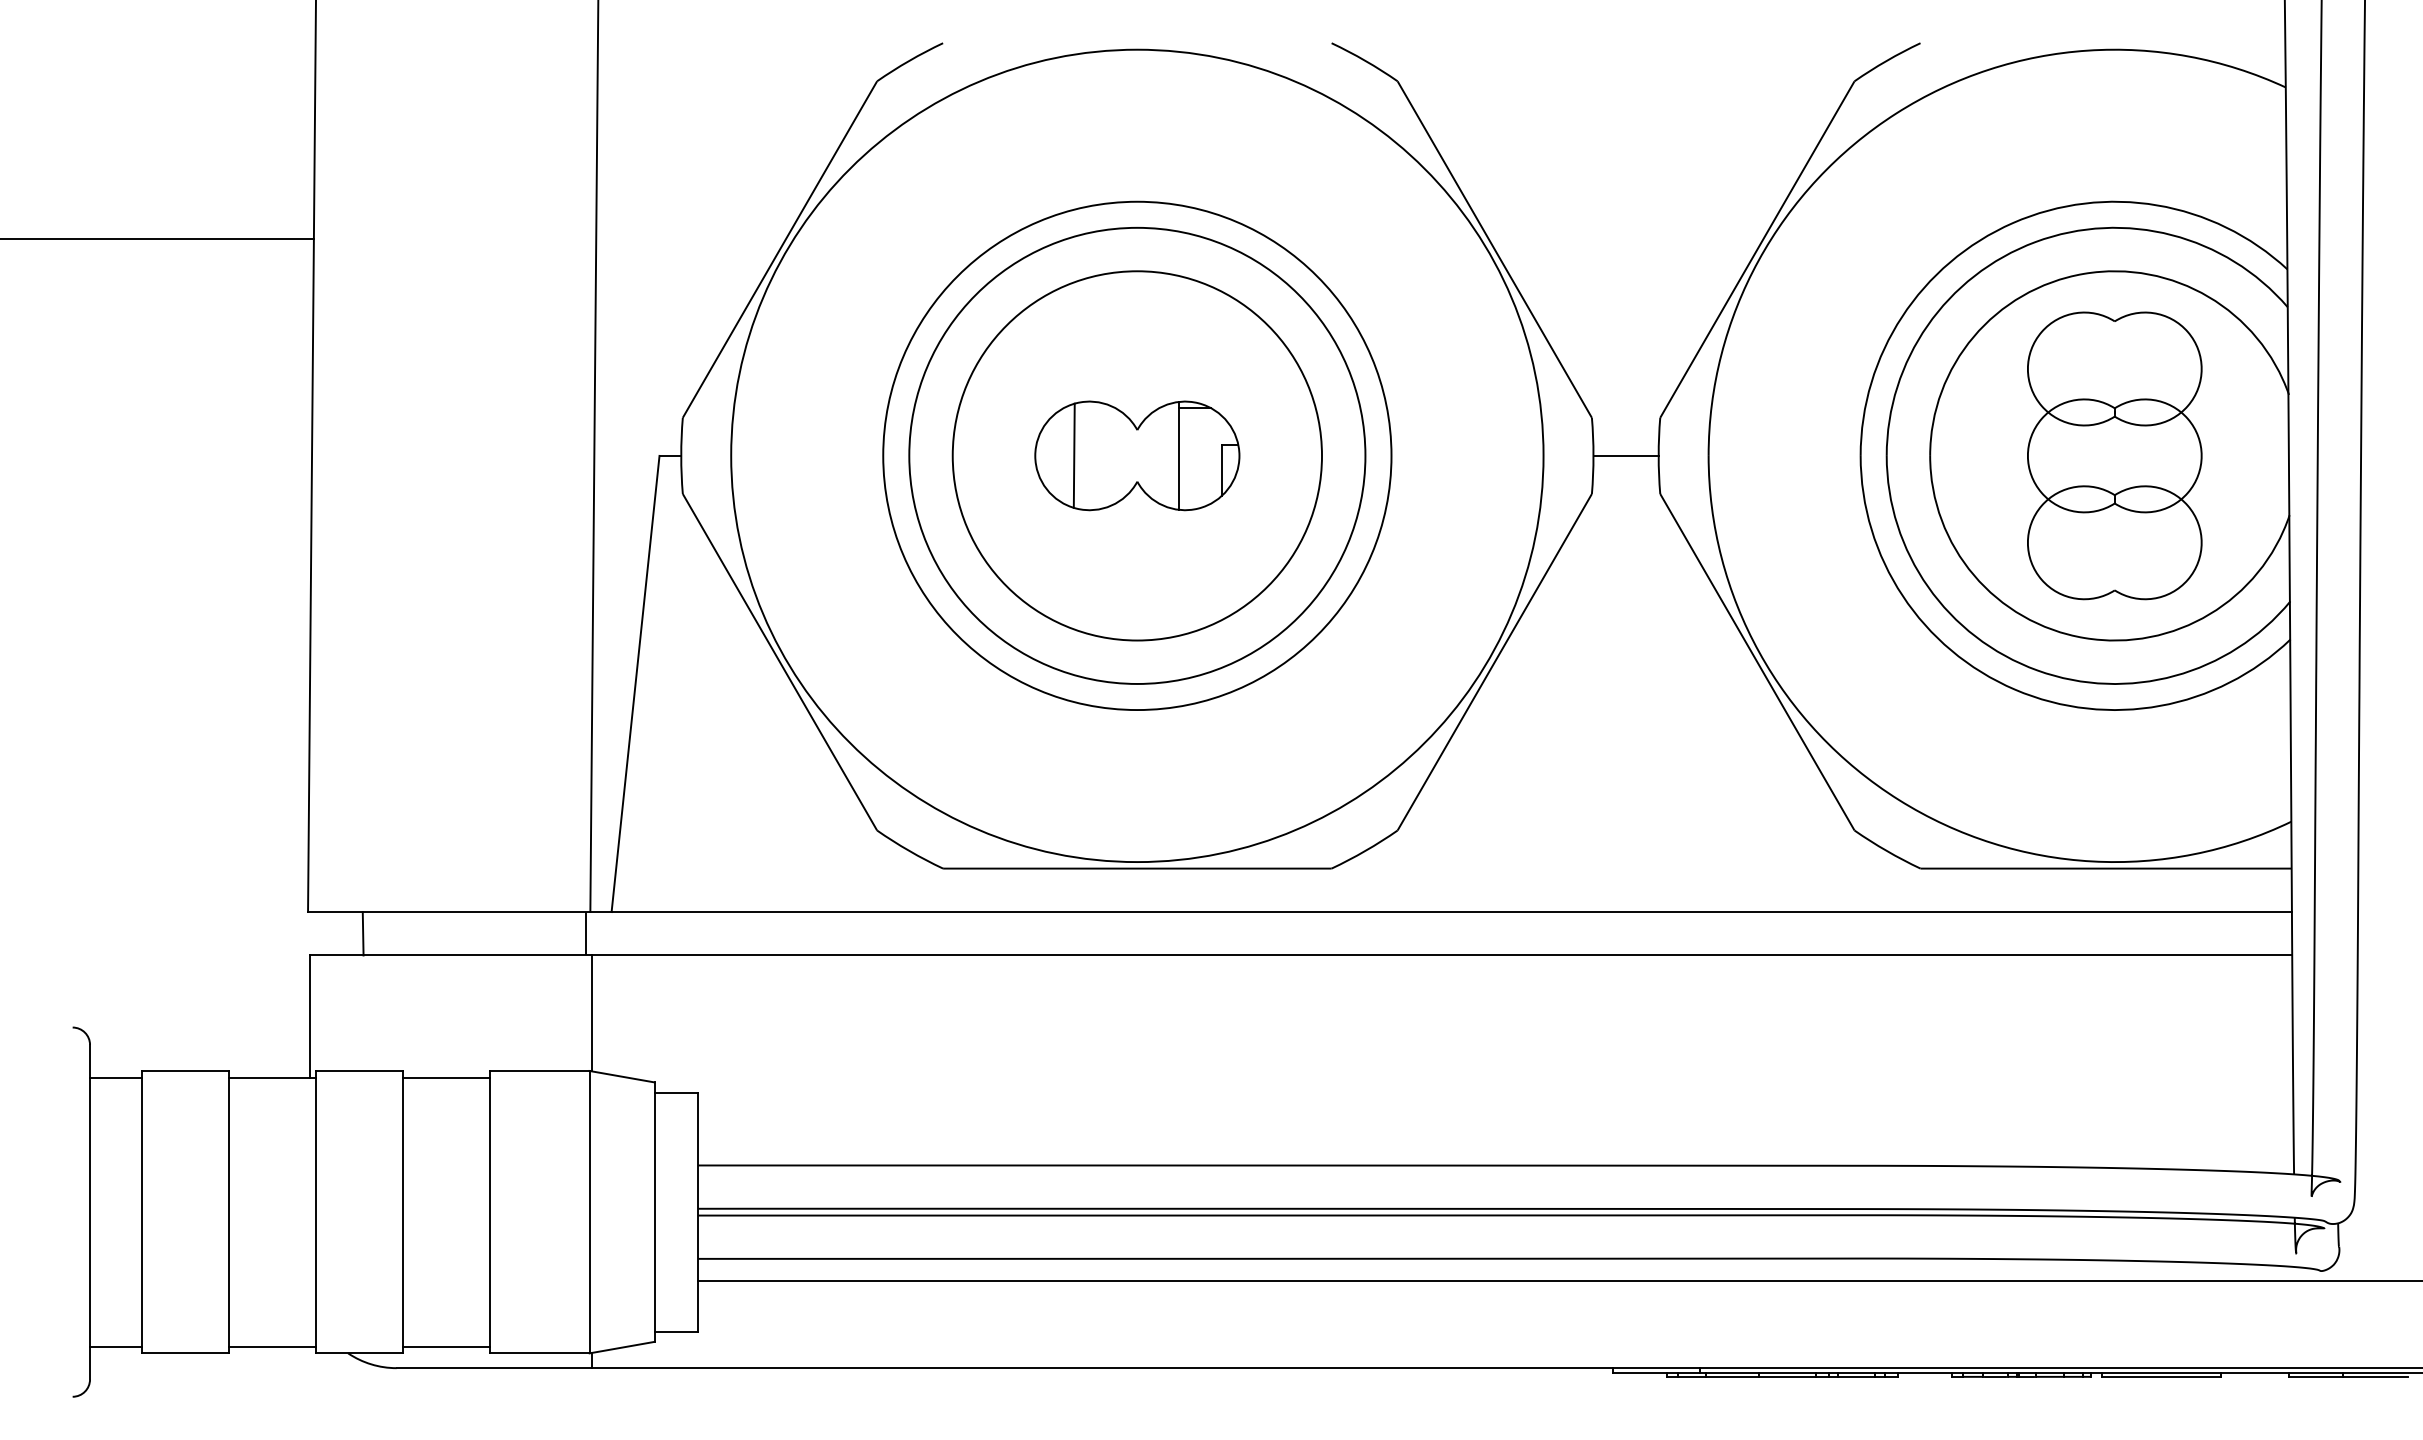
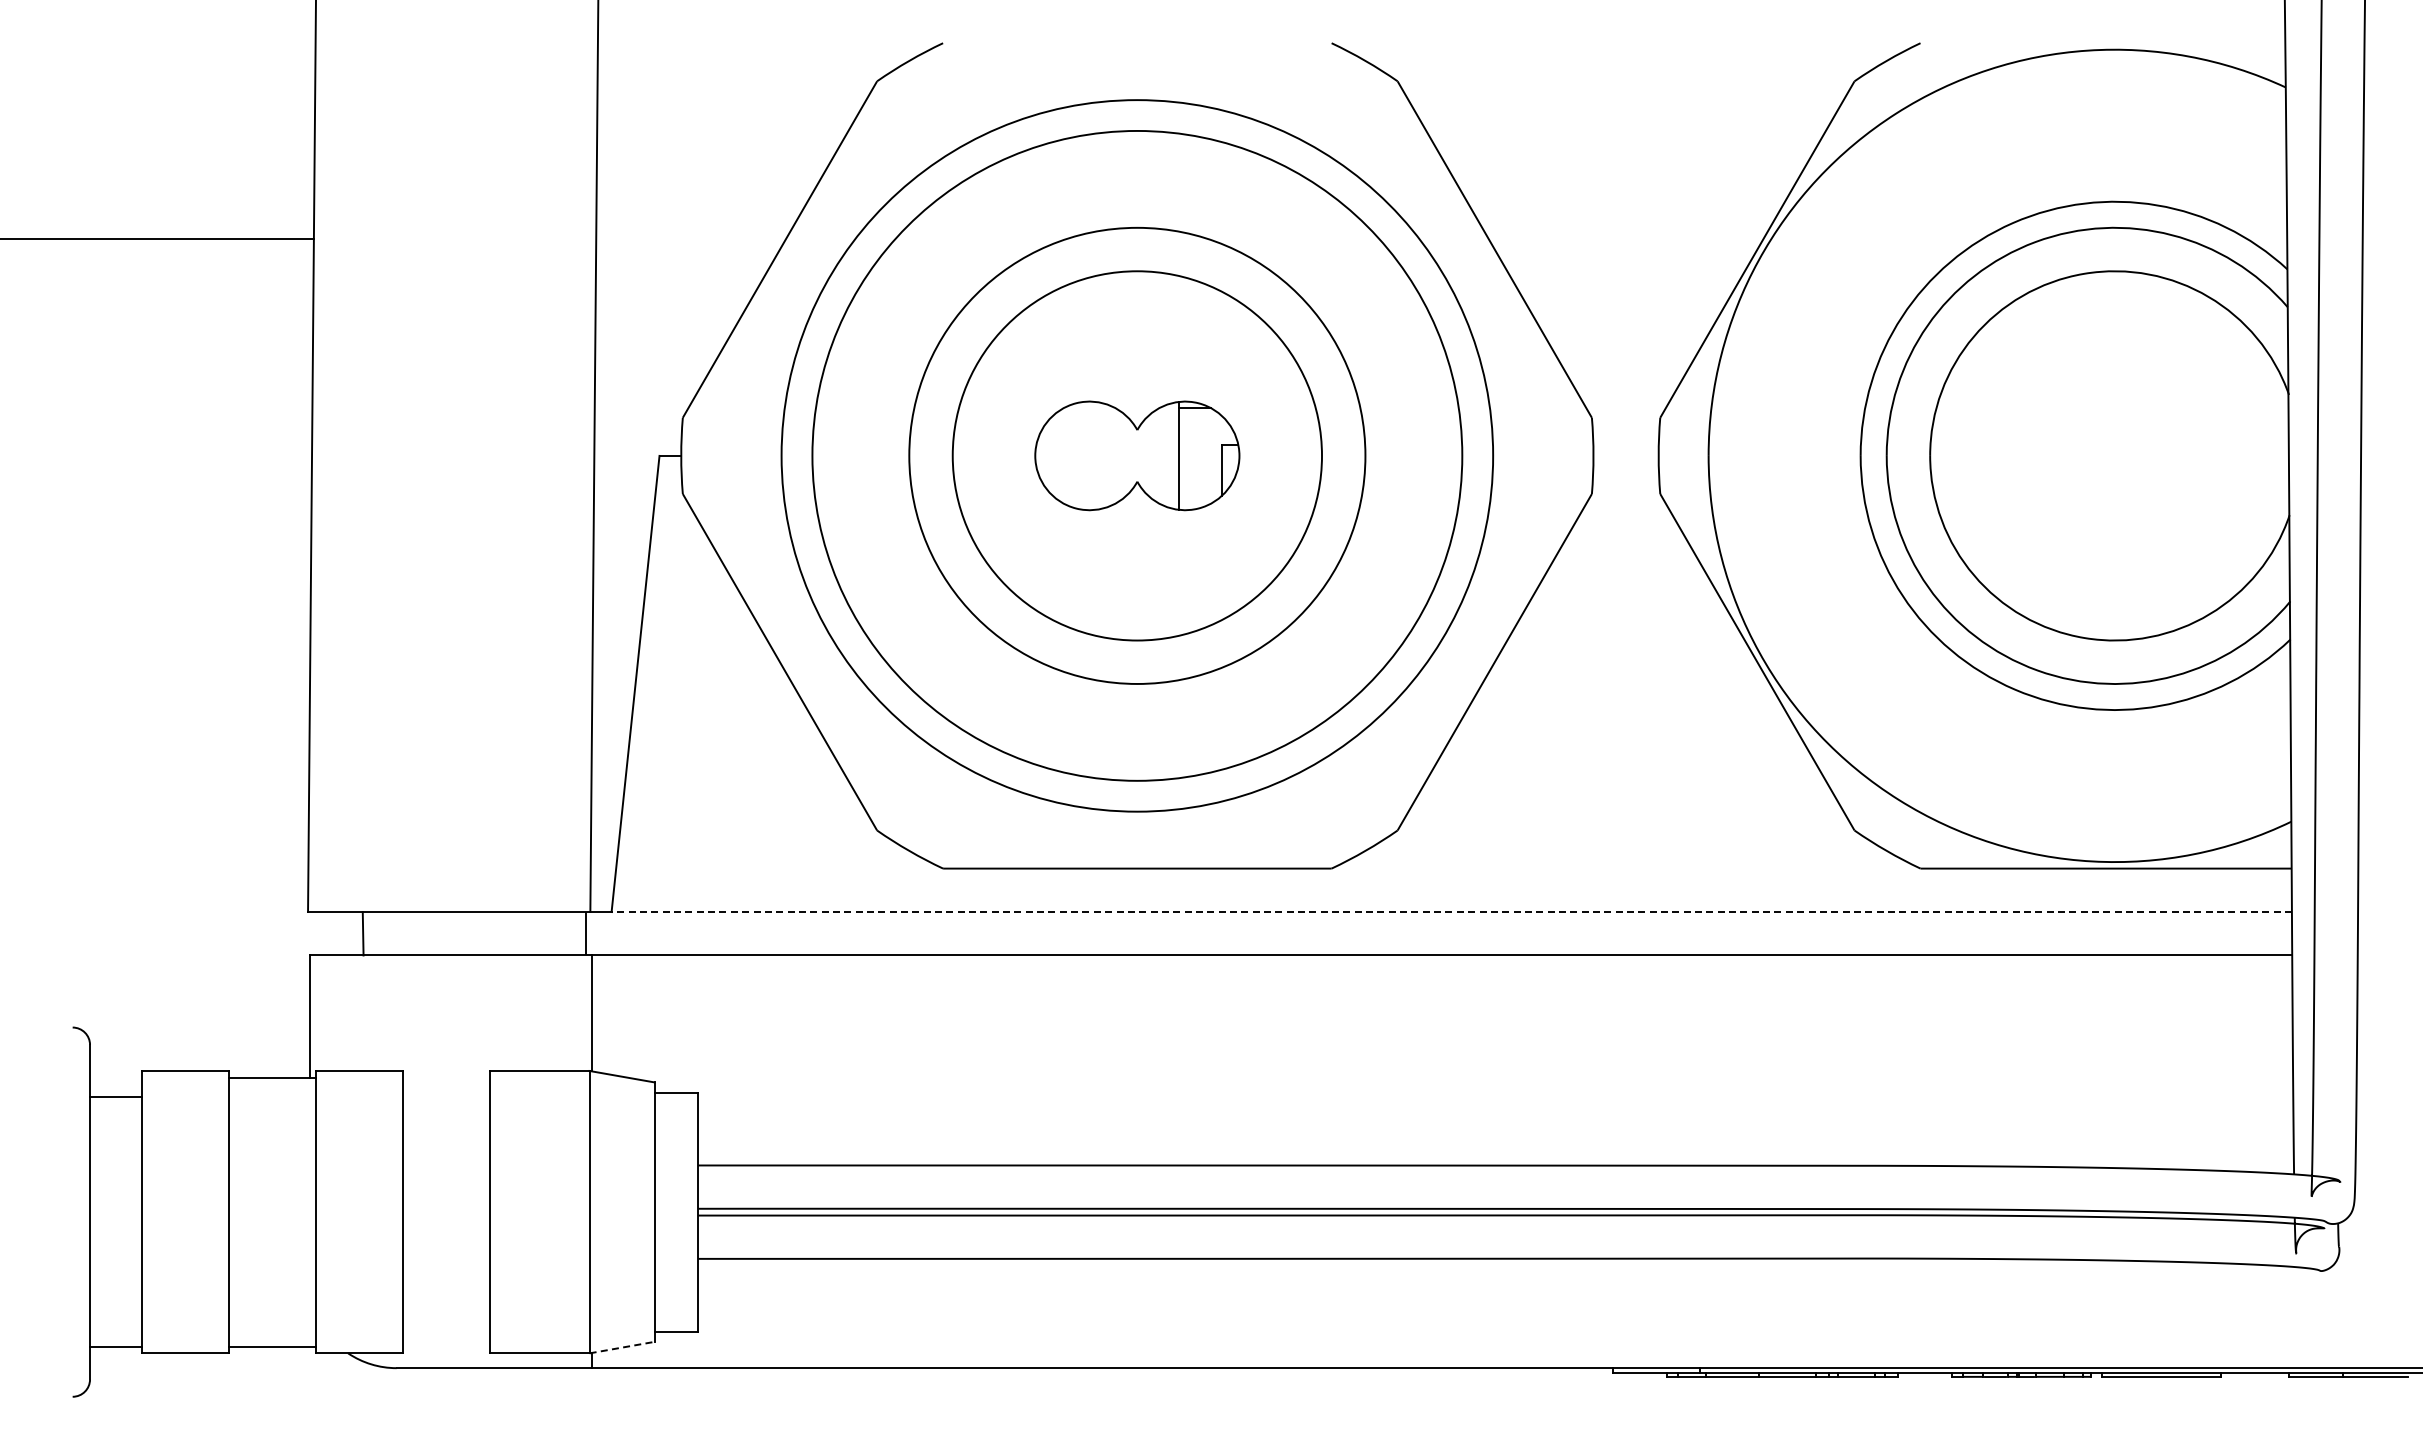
line: present -> none (1073, 455)
circle diameter: 508 px -> 712 px (1137, 455)
circle diameter: 812 px -> 650 px (1137, 455)
line: present -> none (1625, 455)
part: present -> none (2114, 455)
line: solid -> dashed (1451, 912)
line position: (116, 1077) -> (116, 1096) (116, 1096)
line: present -> none (445, 1077)
line: present -> none (1558, 1281)
line: present -> none (445, 1346)
line: solid -> dashed (622, 1347)
